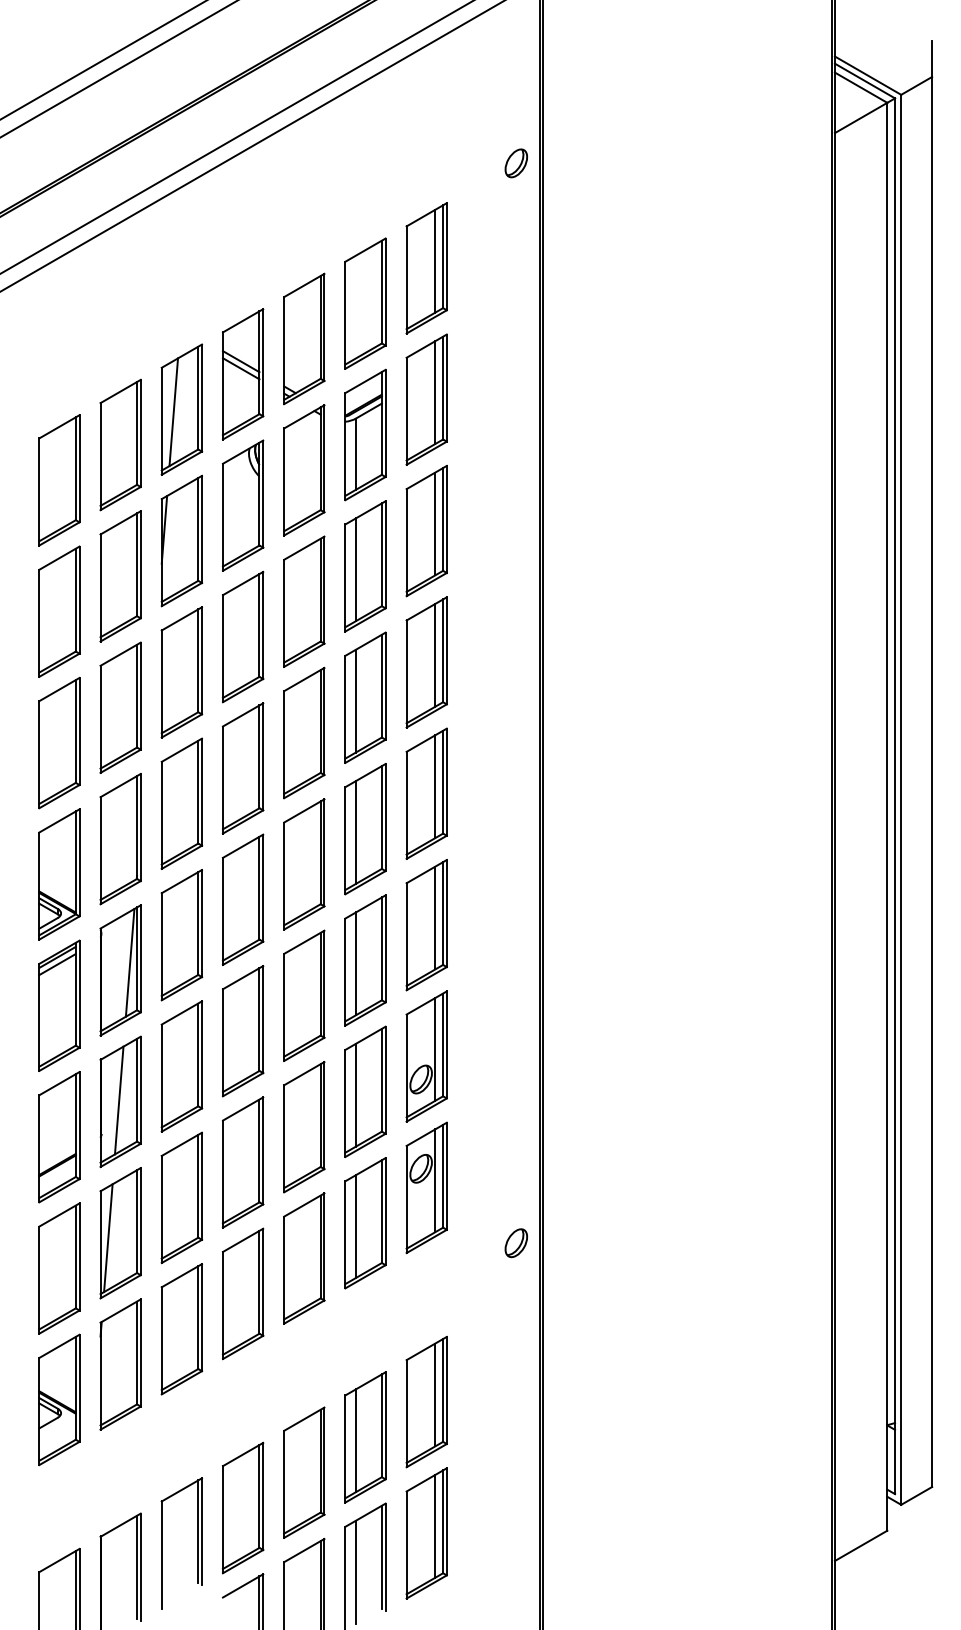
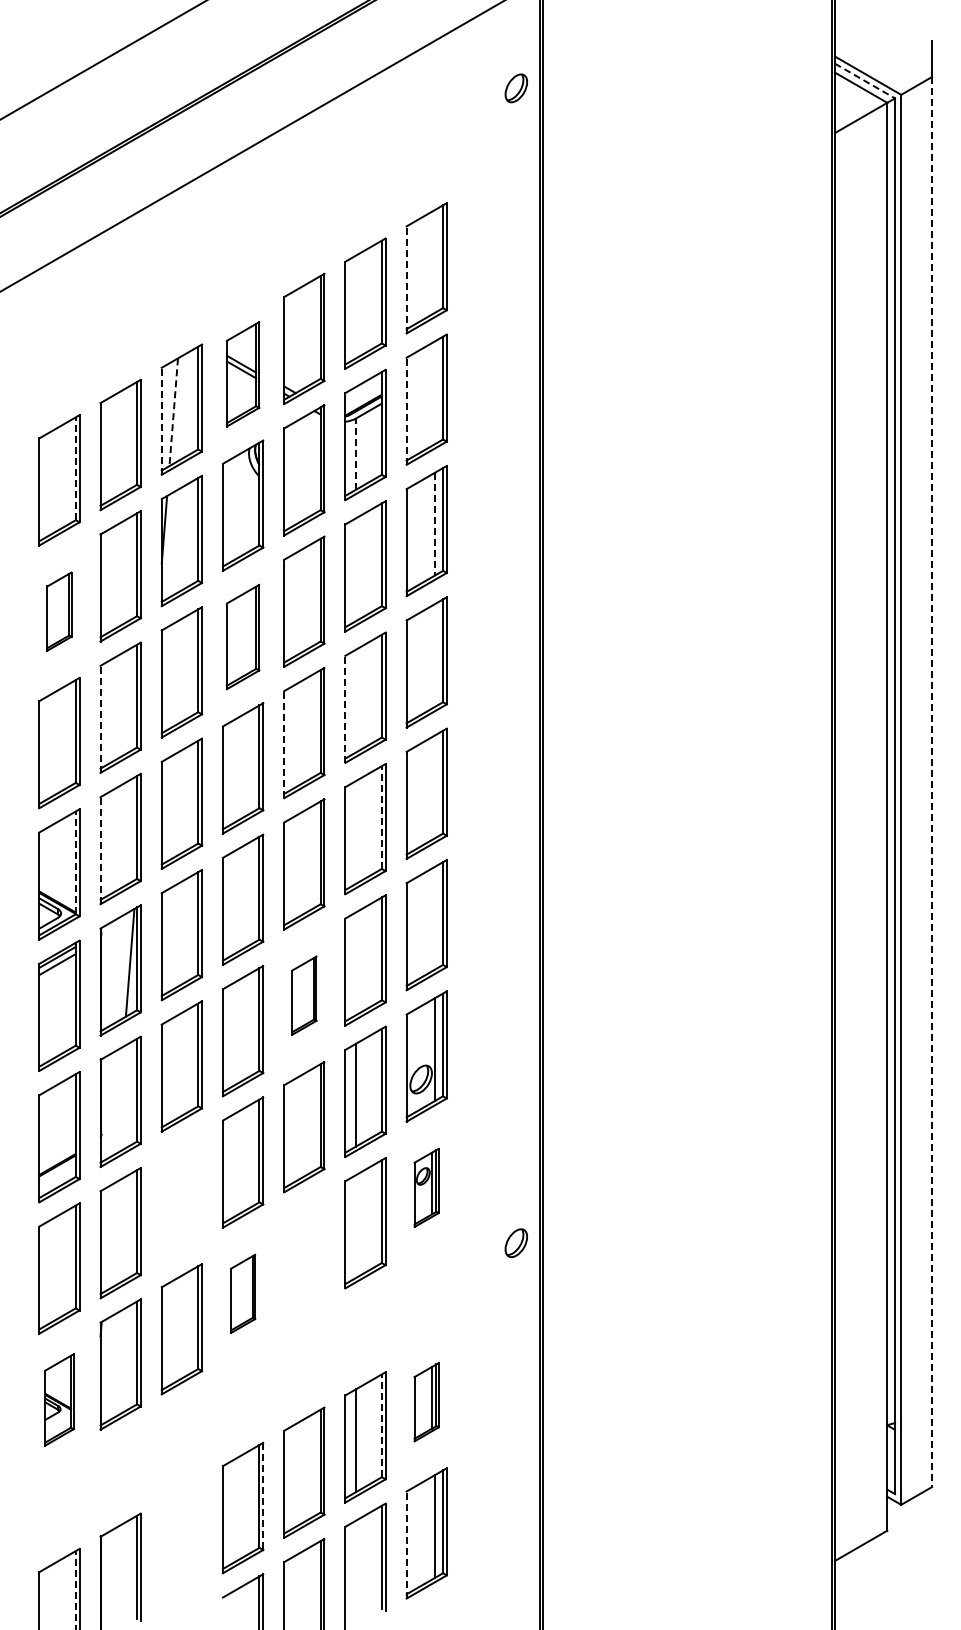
line: present -> none (118, 69)
line: solid -> dashed (864, 81)
line: present -> none (236, 137)
part position: (515, 163) -> (515, 88) (515, 88)
line: present -> none (435, 260)
line: solid -> dashed (406, 279)
part size: 44x133 px -> 36x107 px (242, 374)
line: present -> none (435, 392)
line: solid -> dashed (406, 411)
line: solid -> dashed (173, 412)
line: solid -> dashed (161, 421)
line: solid -> dashed (355, 454)
line: solid -> dashed (75, 468)
line: solid -> dashed (435, 524)
line: present -> none (355, 569)
part size: 43x133 px -> 27x81 px (59, 611)
part size: 44x134 px -> 36x108 px (242, 636)
line: present -> none (435, 654)
line: present -> none (355, 700)
line: solid -> dashed (345, 709)
line: solid -> dashed (100, 719)
line: solid -> dashed (284, 744)
line: solid -> dashed (932, 782)
line: present -> none (435, 786)
line: solid -> dashed (381, 817)
line: present -> none (355, 832)
line: solid -> dashed (100, 850)
line: solid -> dashed (75, 862)
line: present -> none (435, 917)
line: present -> none (355, 963)
part size: 43x133 px -> 27x81 px (304, 995)
line: present -> none (118, 1100)
part size: 43x134 px -> 27x82 px (426, 1187)
part: present -> none (181, 1197)
line: present -> none (355, 1226)
line: present -> none (108, 1238)
part: present -> none (304, 1258)
part size: 44x134 px -> 28x82 px (242, 1293)
part size: 43x134 px -> 31x94 px (59, 1399)
part size: 43x133 px -> 27x81 px (426, 1402)
line: solid -> dashed (381, 1425)
line: solid -> dashed (263, 1496)
part: present -> none (197, 1543)
line: solid -> dashed (406, 1545)
line: present -> none (355, 1571)
line: solid -> dashed (75, 1590)
